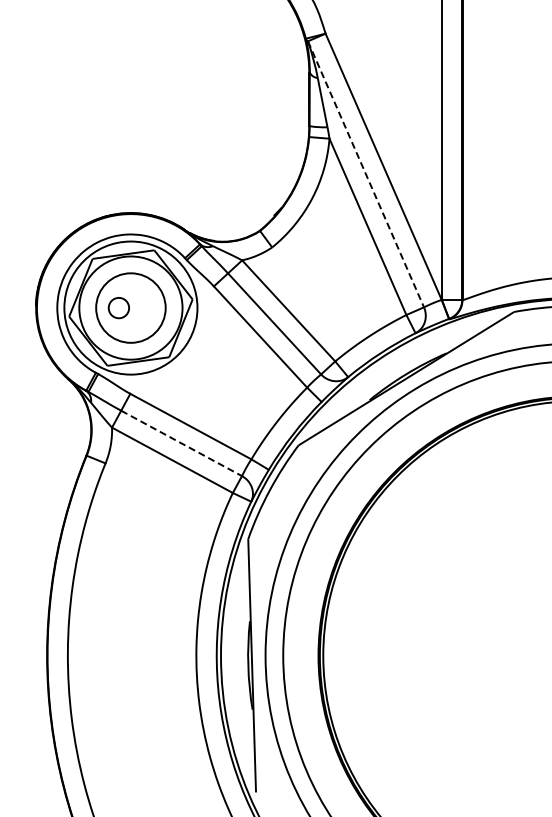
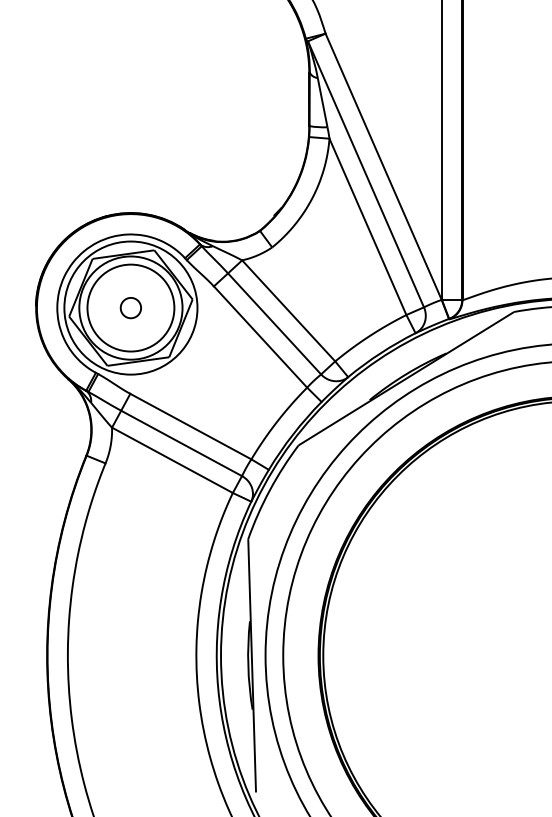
line: dashed -> solid (366, 174)
circle diameter: 70 px -> 87 px (130, 307)
circle position: (118, 308) -> (130, 308) (130, 308)
line: dashed -> solid (181, 443)
